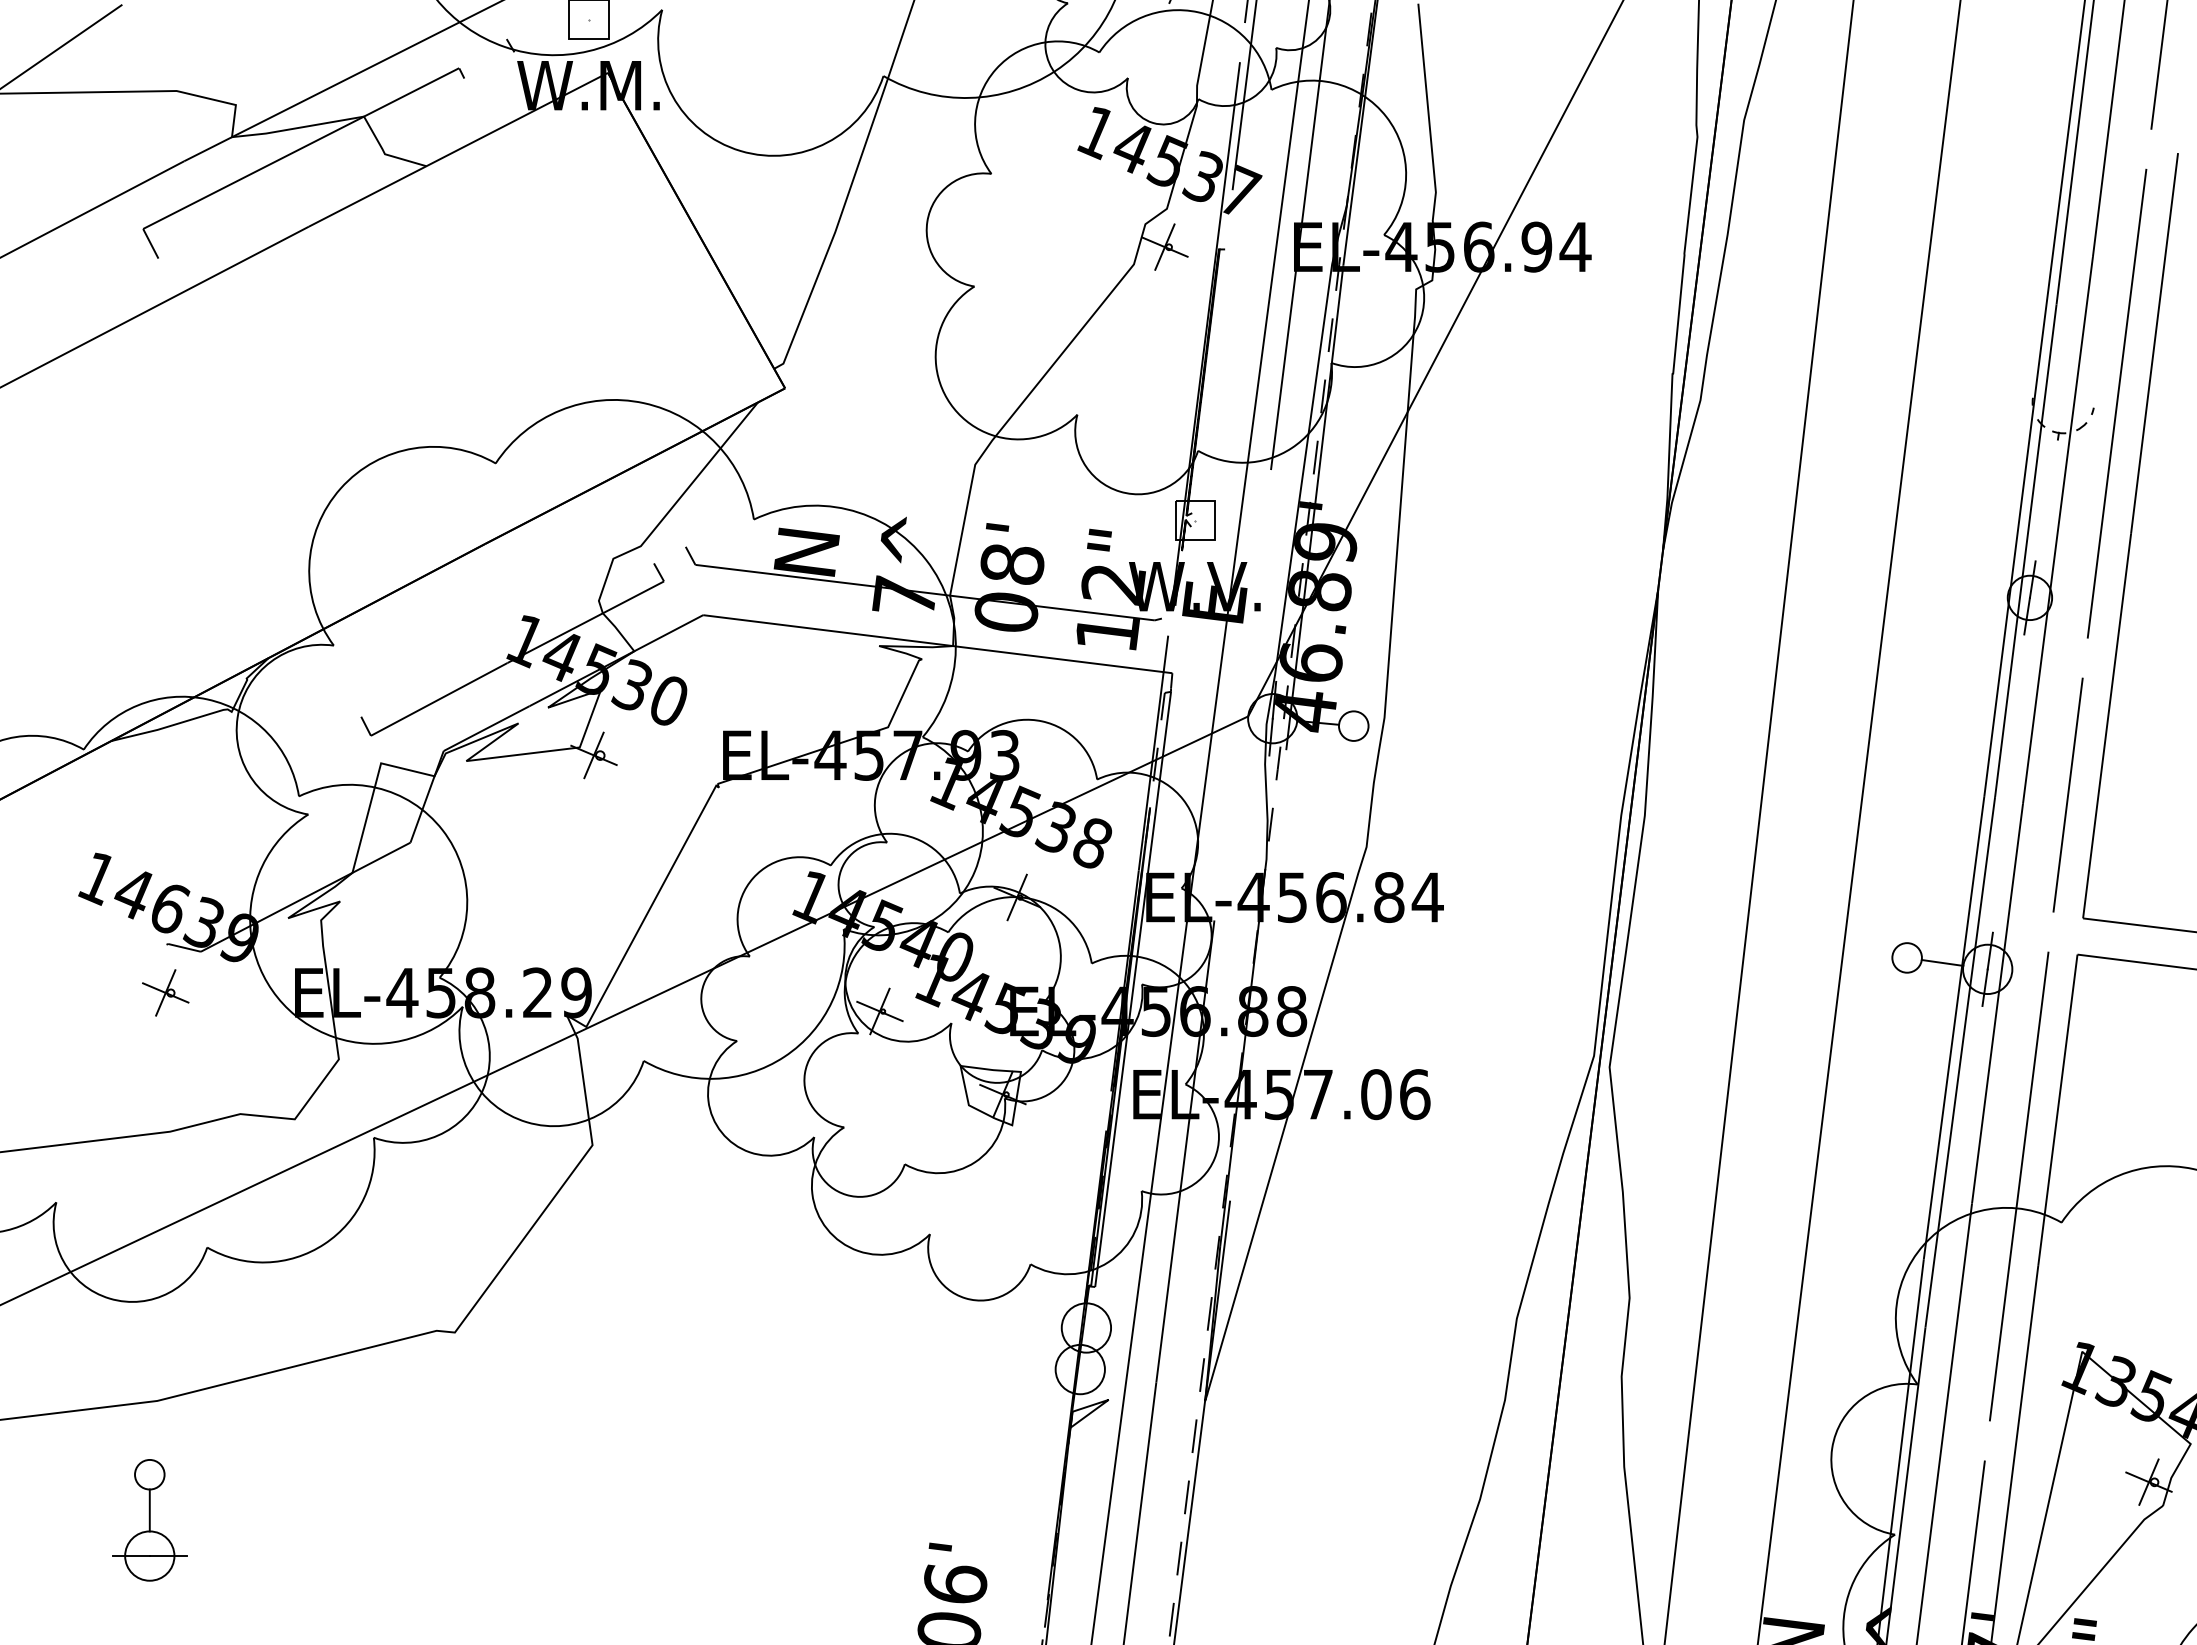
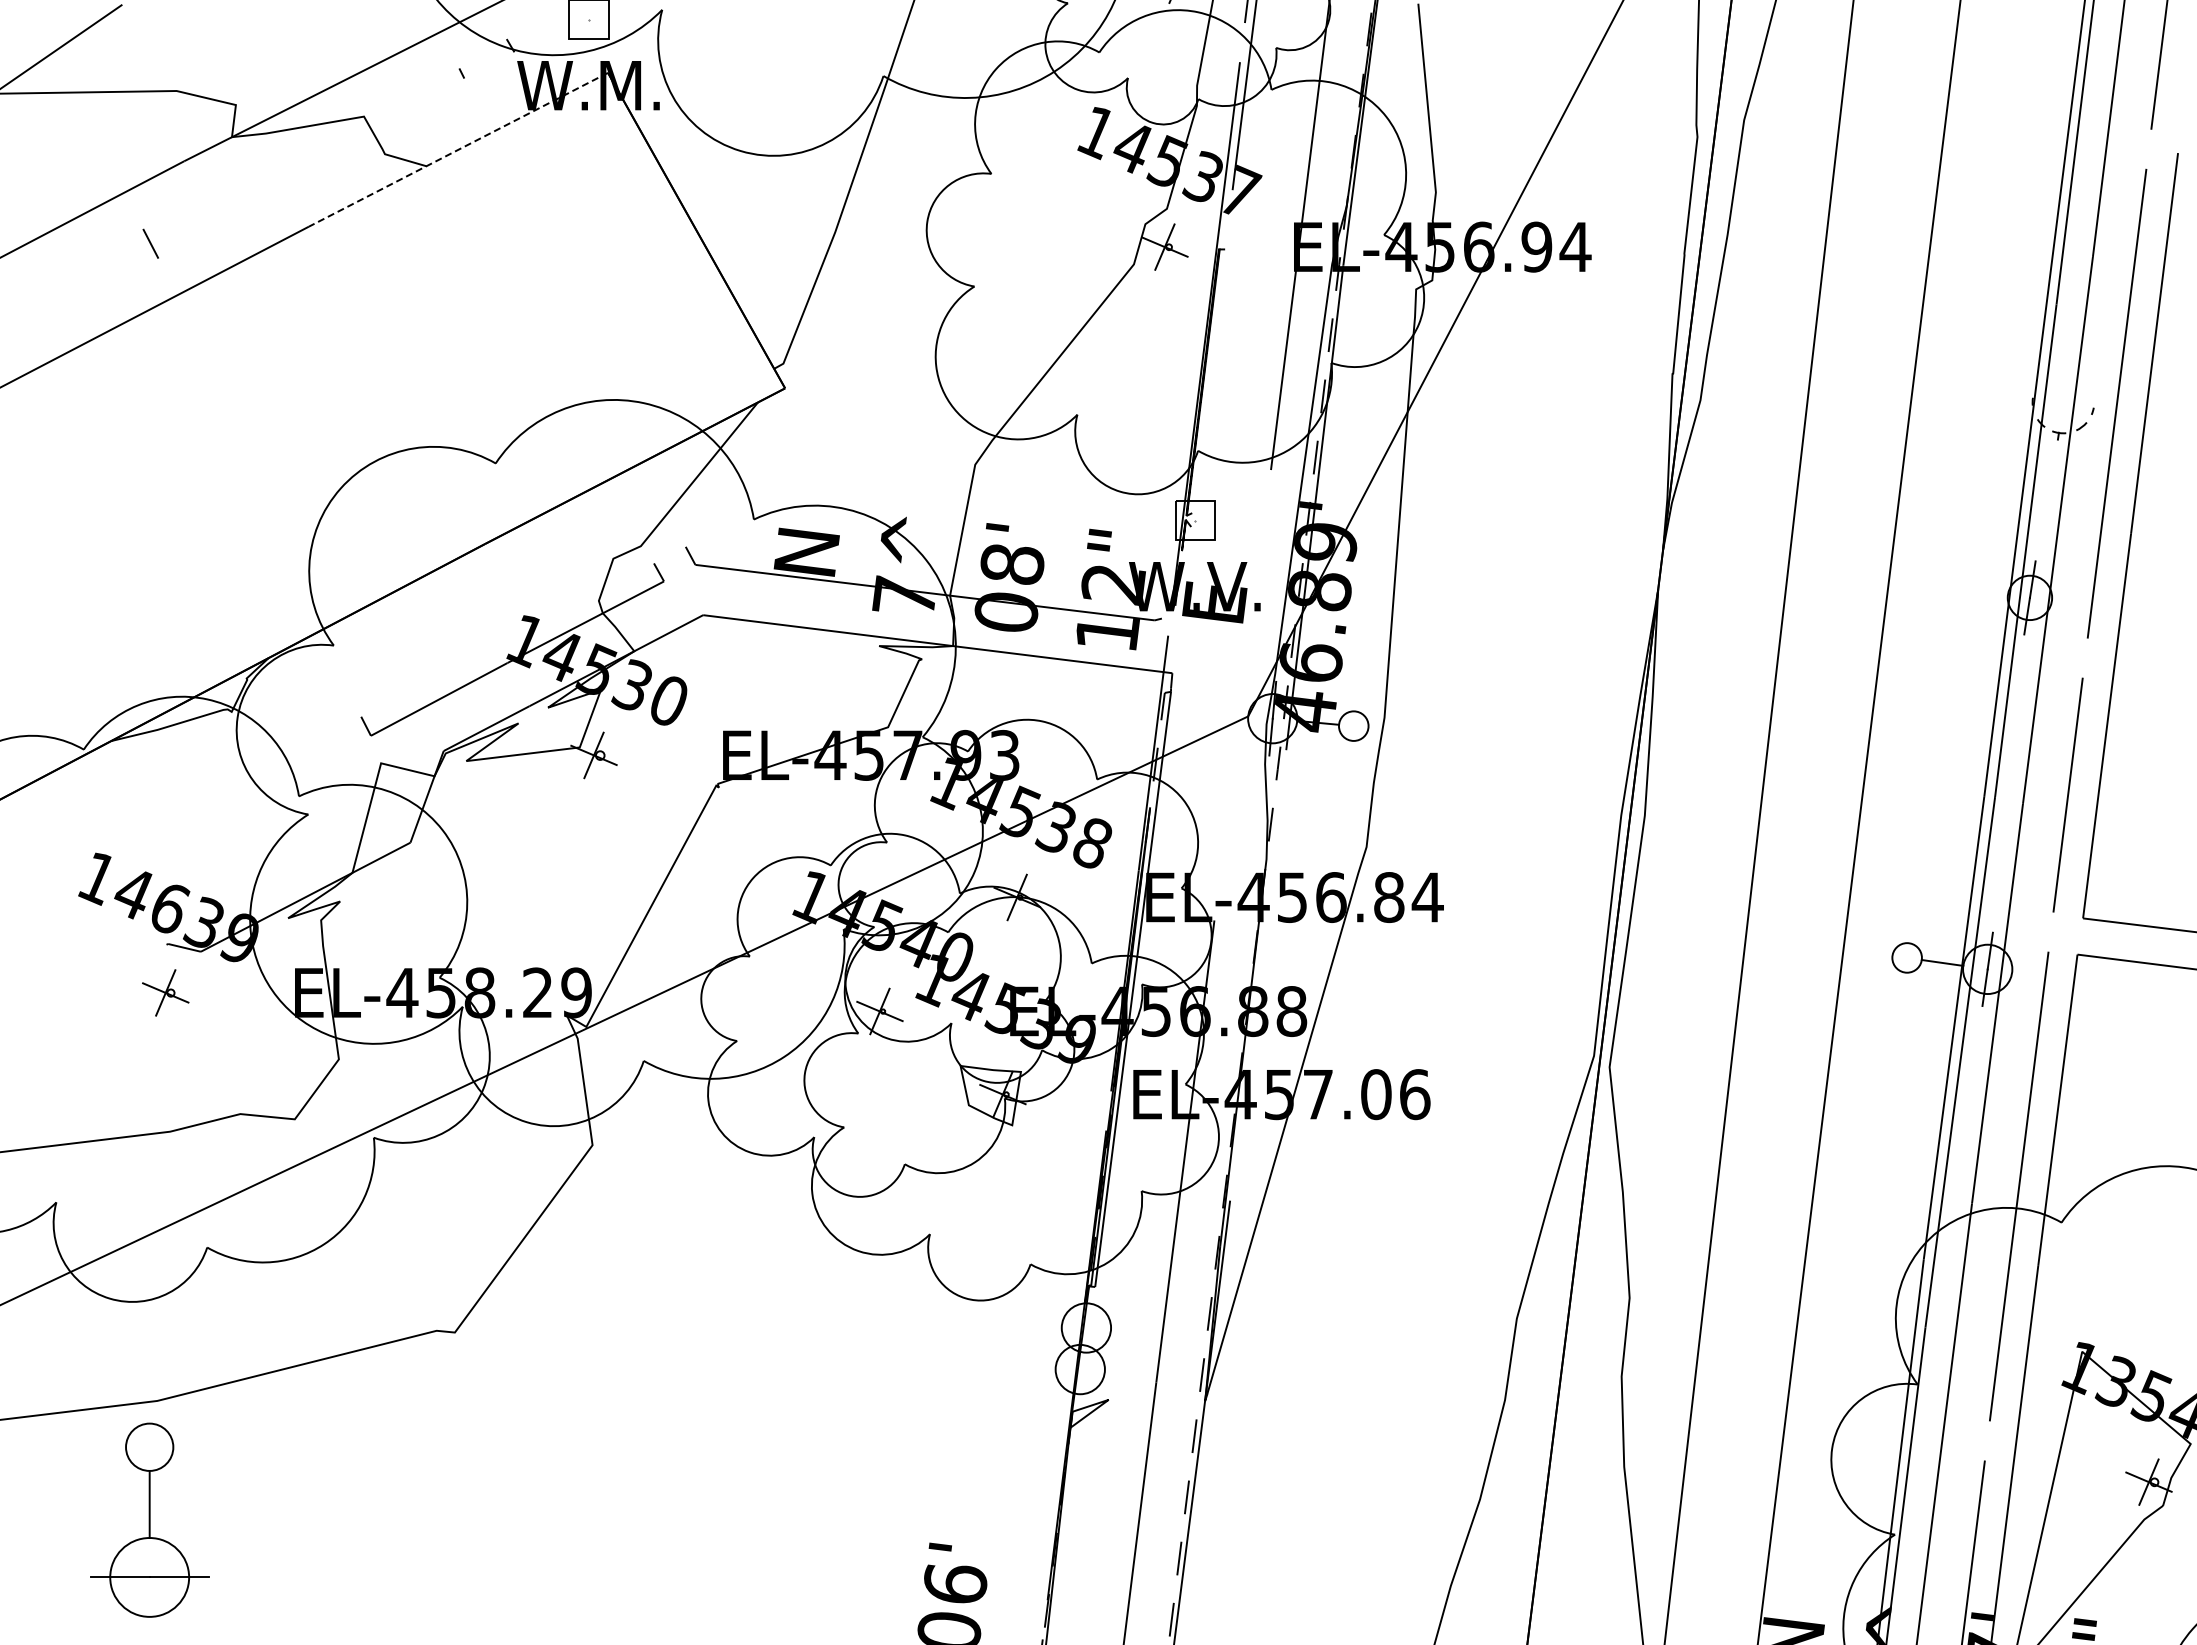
line: present -> none (301, 148)
line: solid -> dashed (458, 150)
line: present -> none (1199, 821)
part size: 76x123 px -> 120x196 px (149, 1519)
